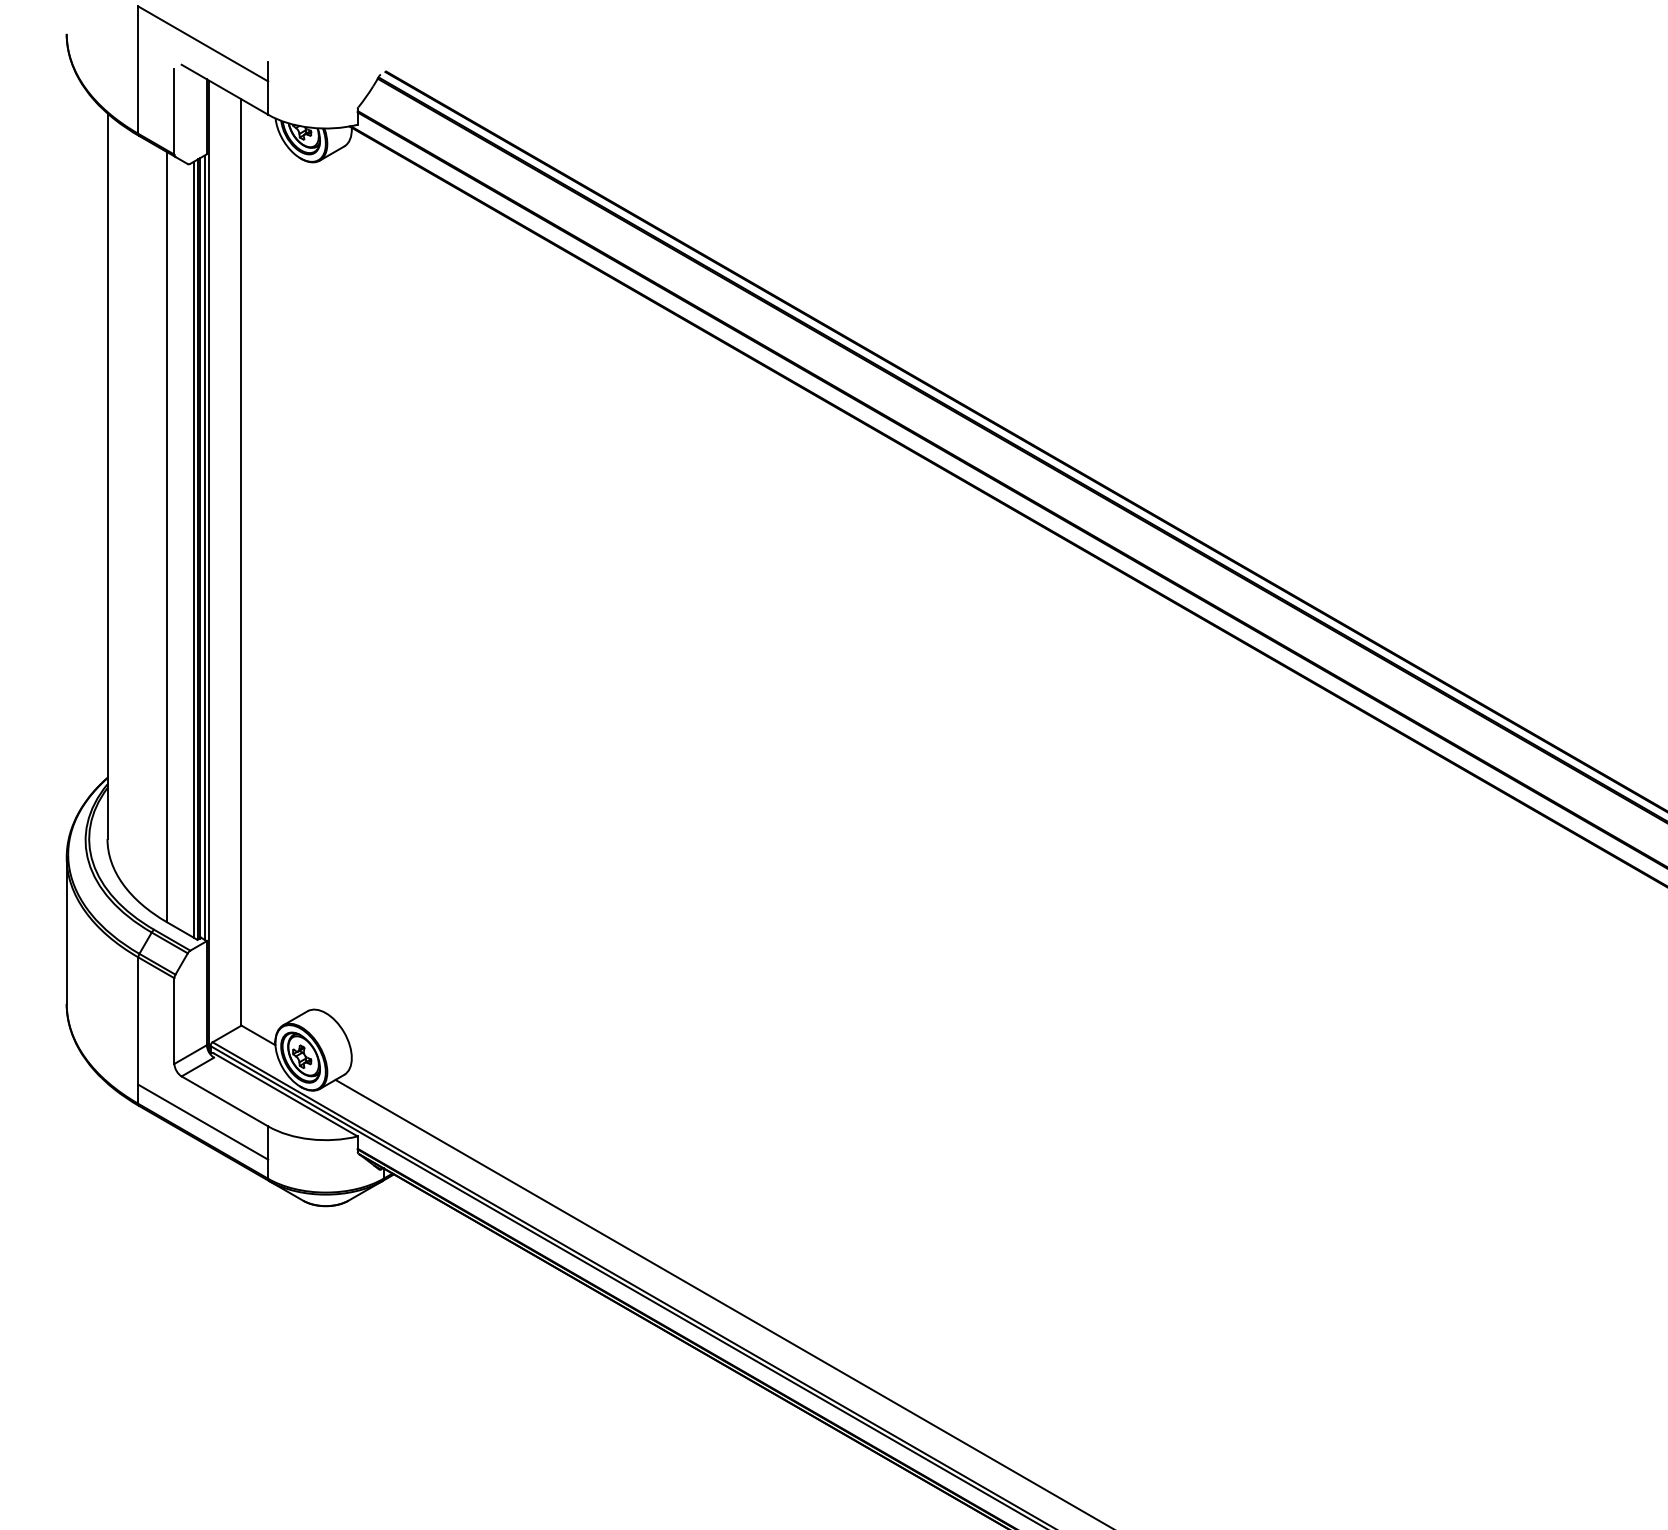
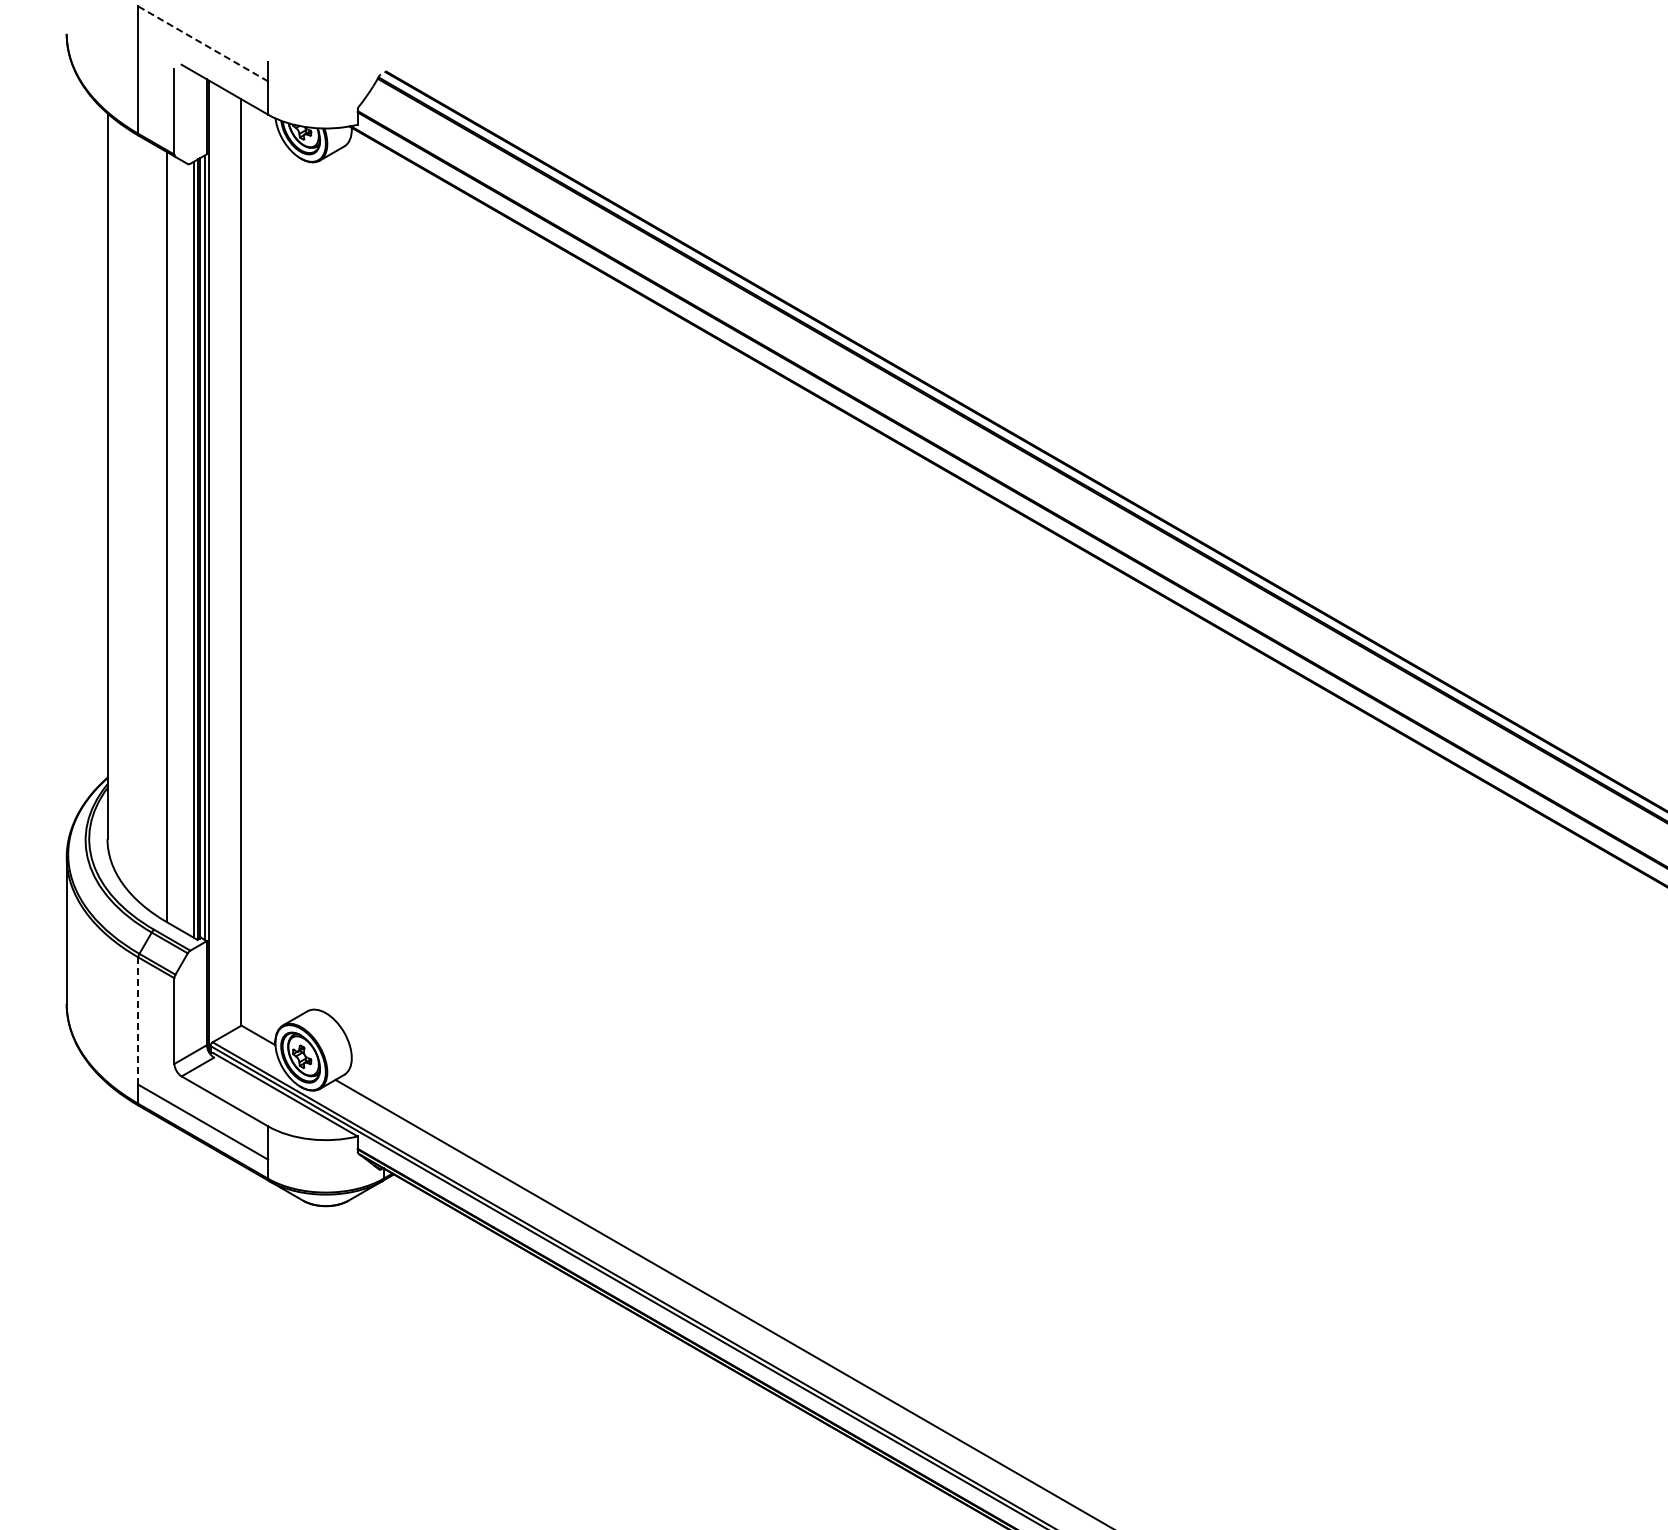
line: solid -> dashed (203, 43)
line: solid -> dashed (138, 1021)
